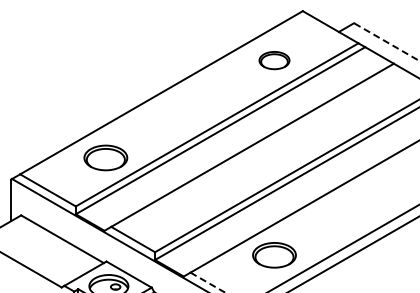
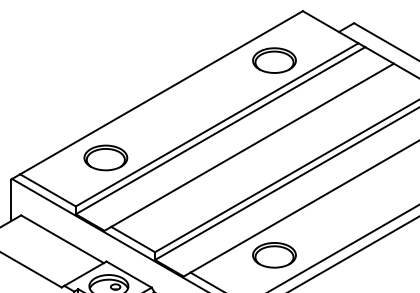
line: dashed -> solid (386, 42)
part size: 33x20 px -> 45x27 px (274, 60)
line: dashed -> solid (208, 283)
